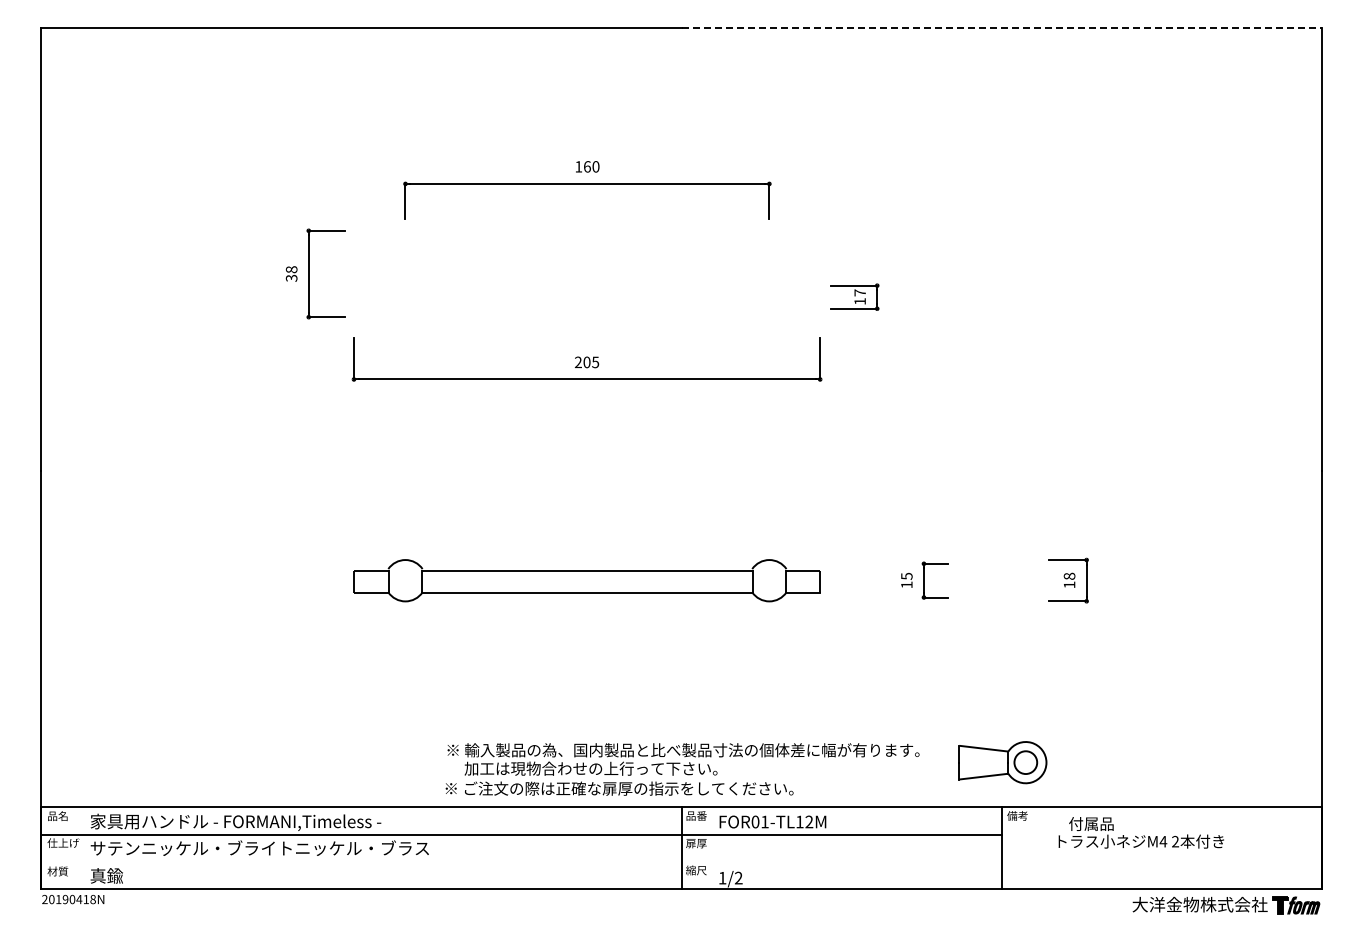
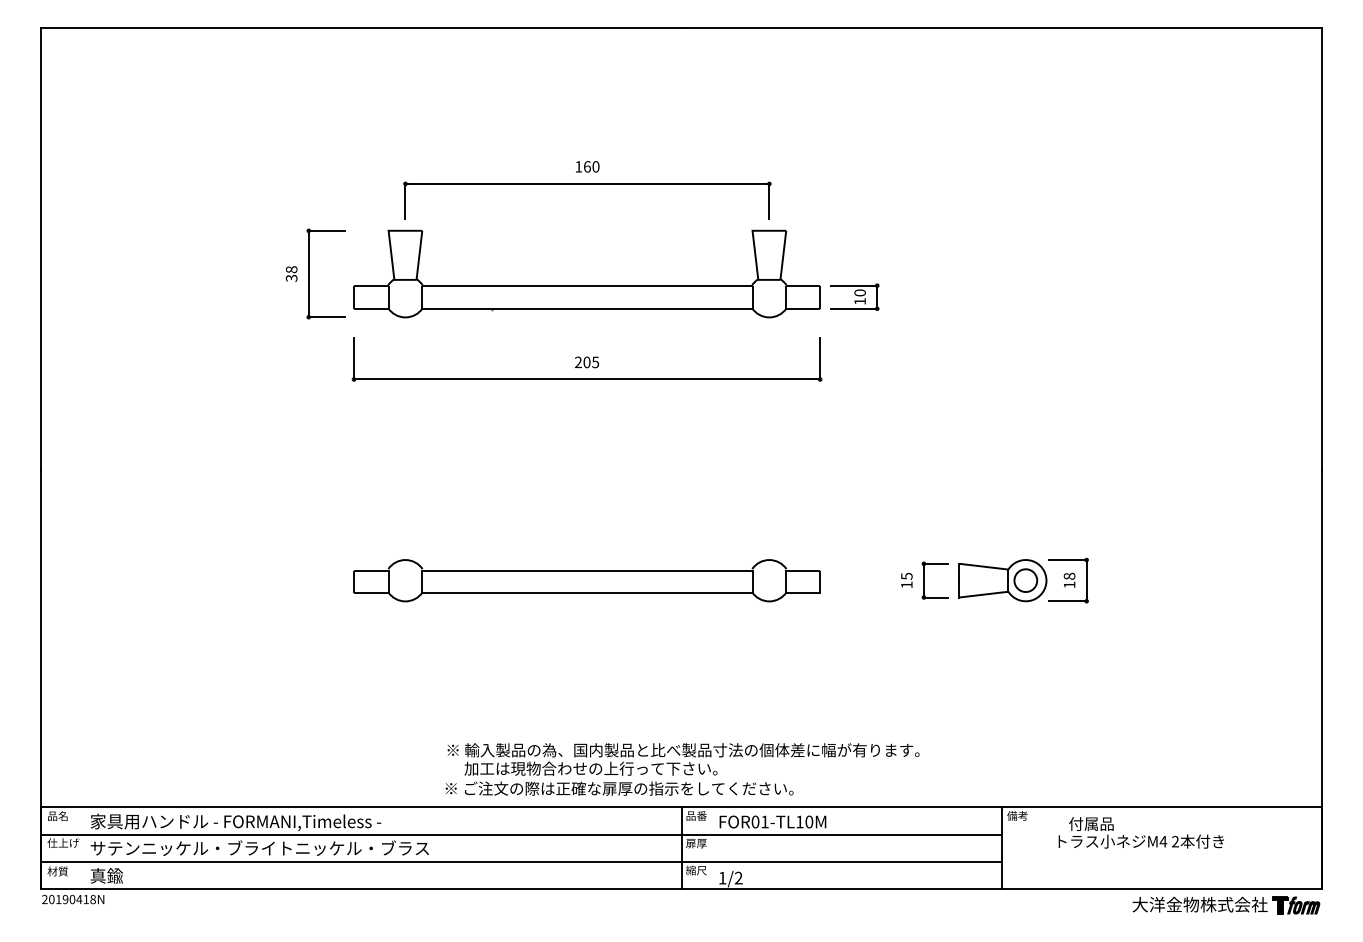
line: dashed -> solid (1002, 28)
part: none -> present (586, 285)
text: 17 -> 10 (859, 292)
part position: (1002, 762) -> (1002, 580) (1002, 580)
text: FOR01-TL12M -> FOR01-TL10M (809, 821)
line: none -> present (521, 861)
